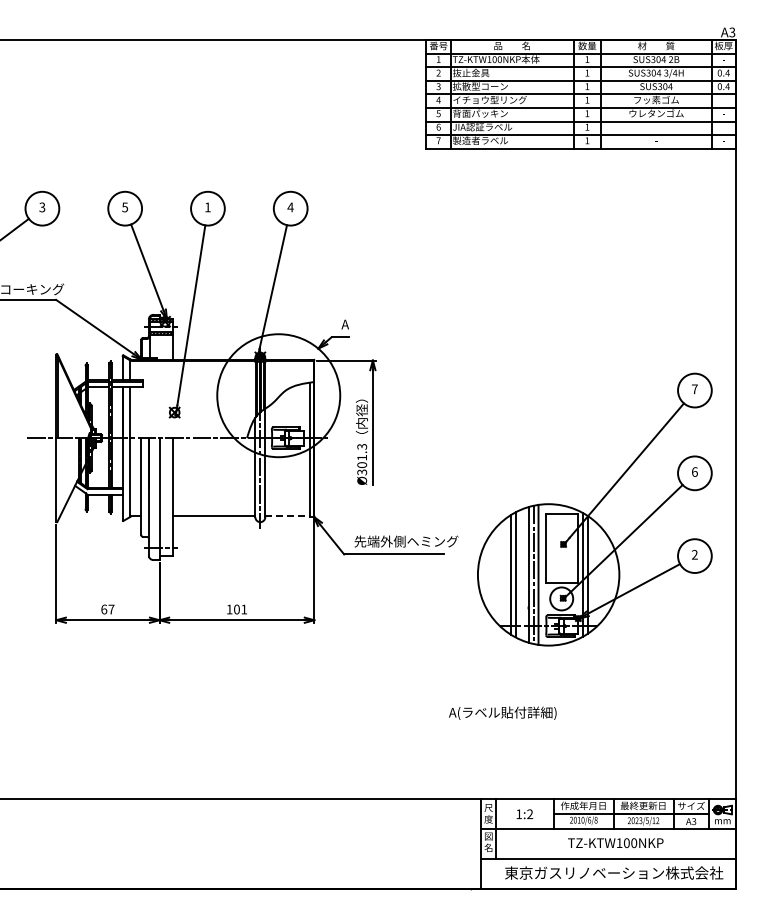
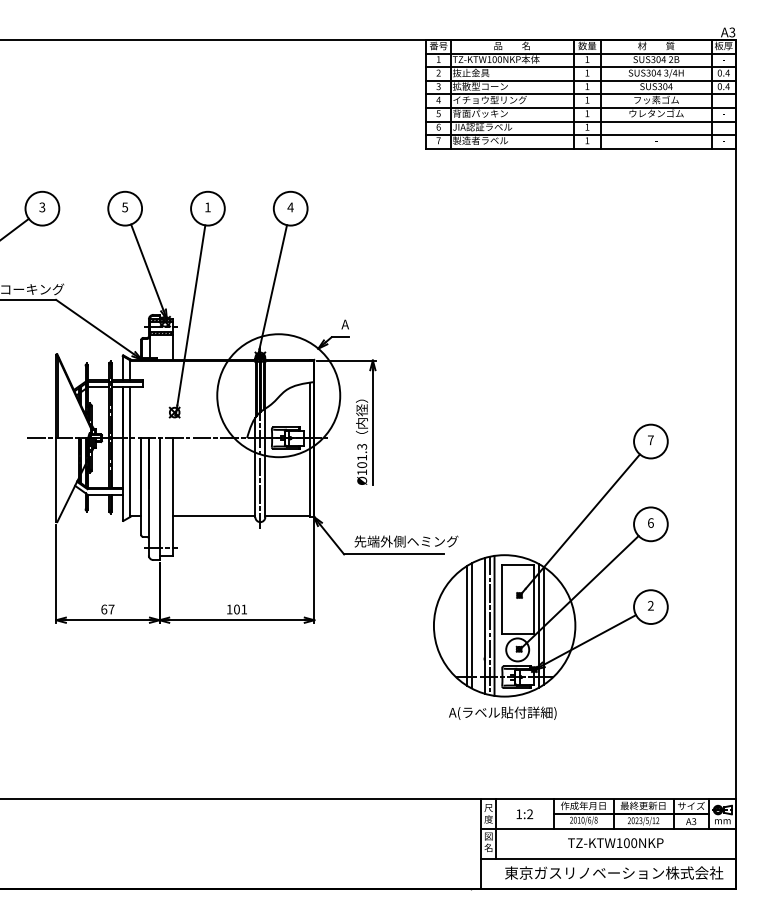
text: Ø301.3 -> Ø101.3 (362, 472)
part position: (594, 509) -> (550, 560) (550, 560)
line: dashed -> solid (288, 516)
